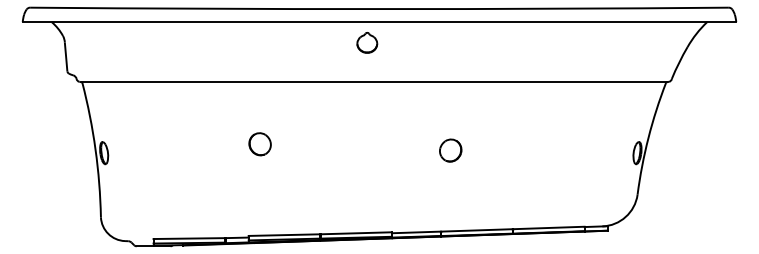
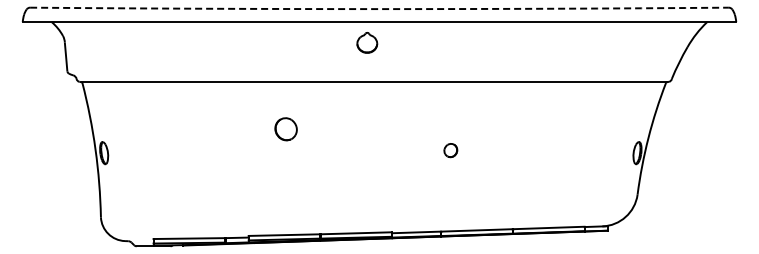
arc: solid -> dashed (379, 9)
part position: (259, 144) -> (285, 129) (285, 129)
part size: 24x25 px -> 16x16 px (450, 150)
